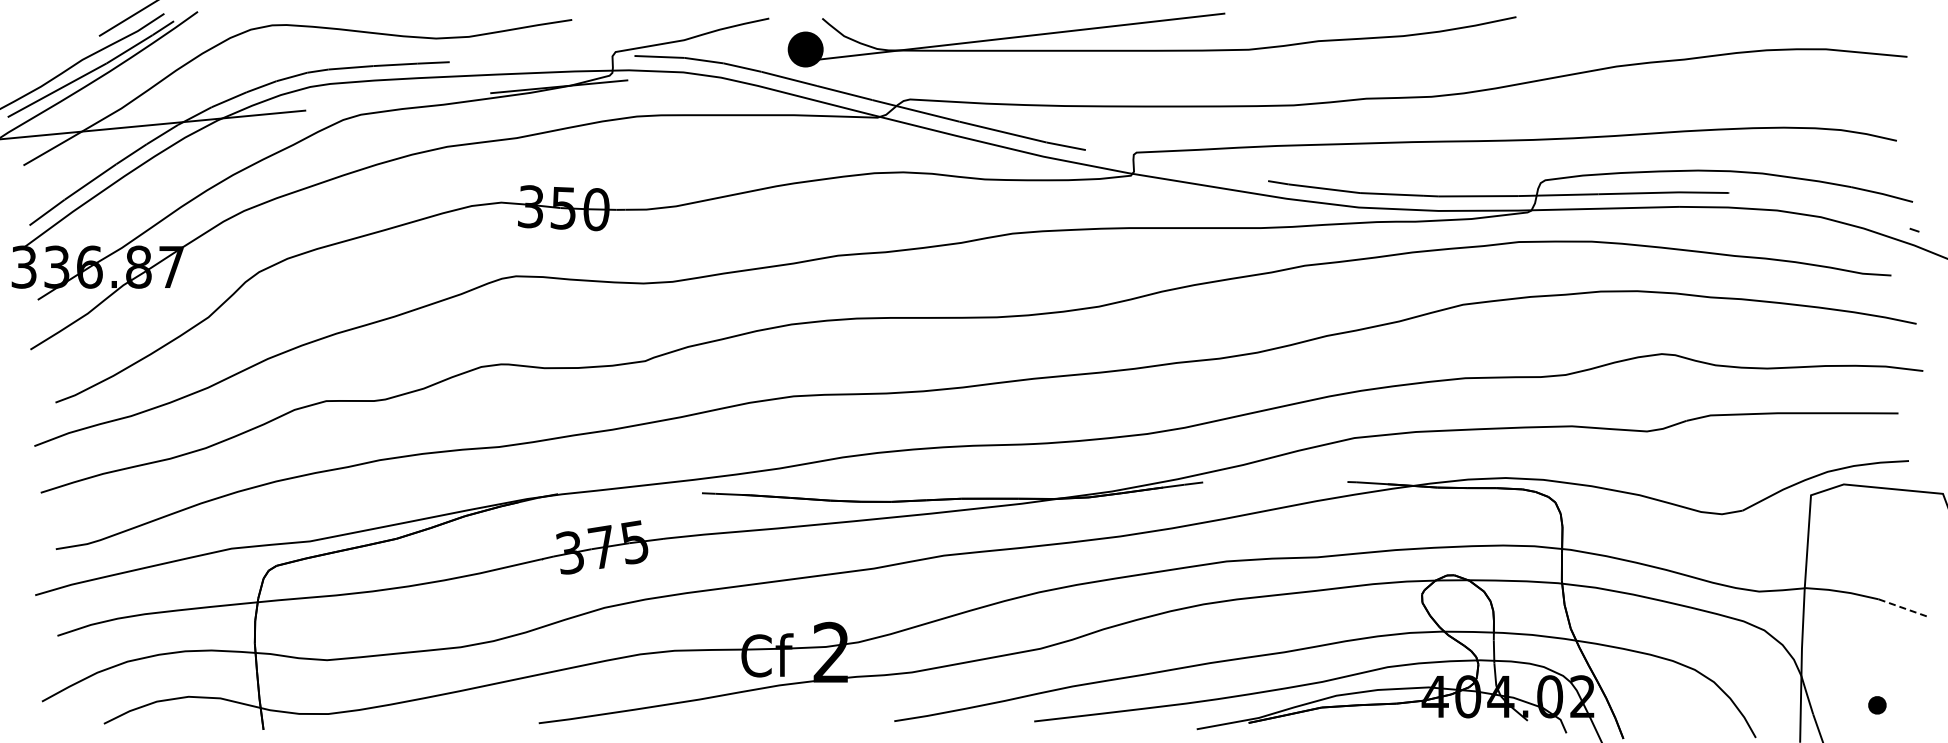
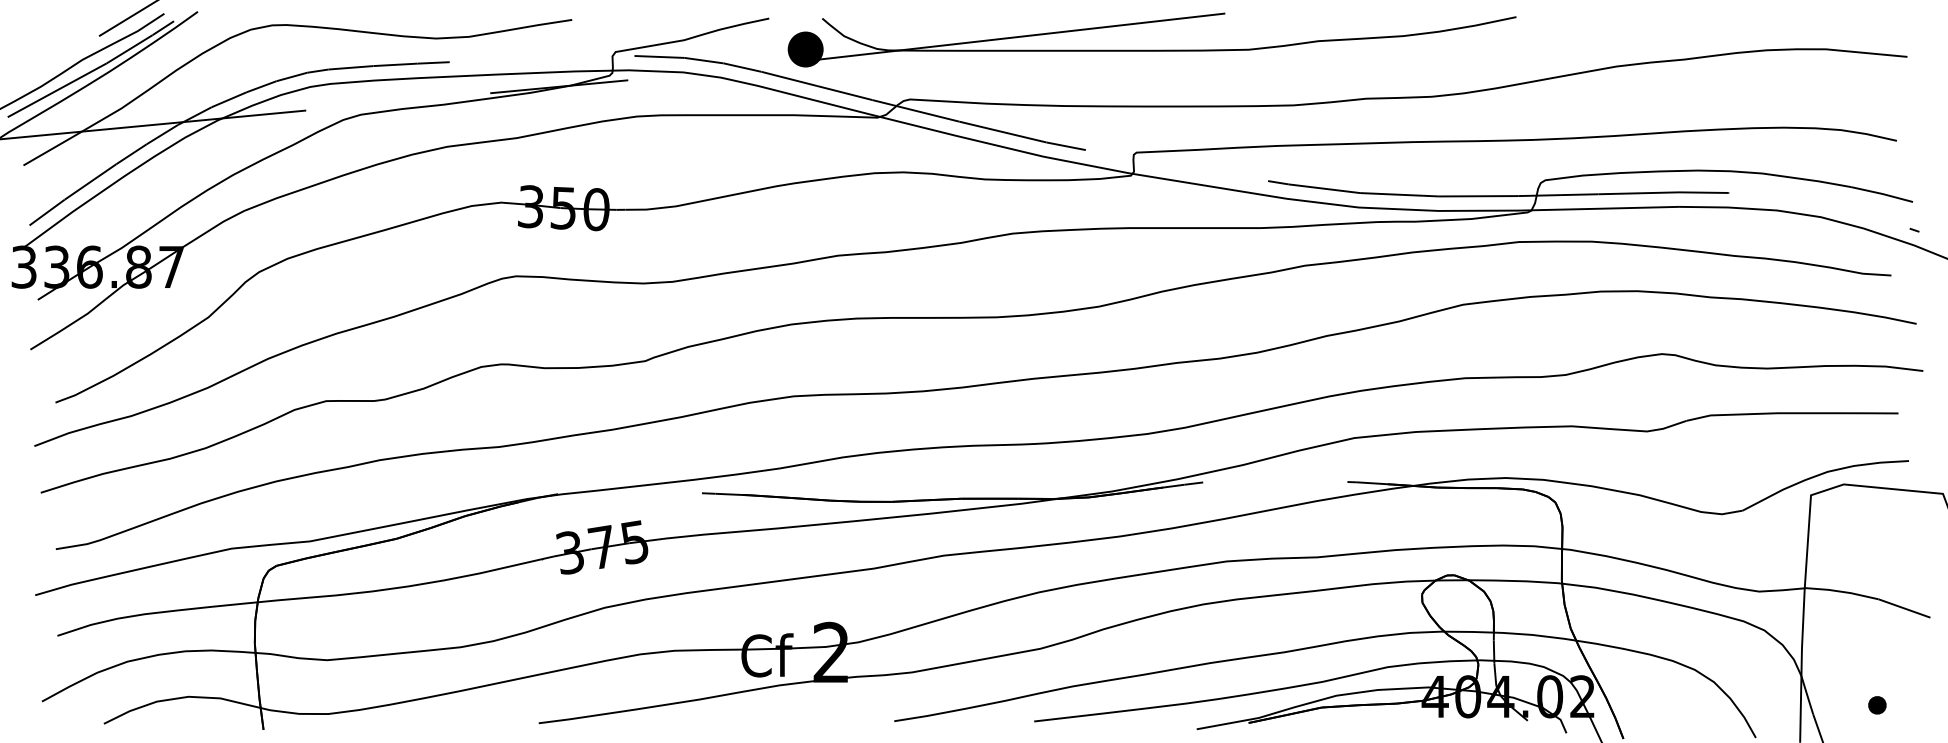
line: dashed -> solid (1905, 608)
